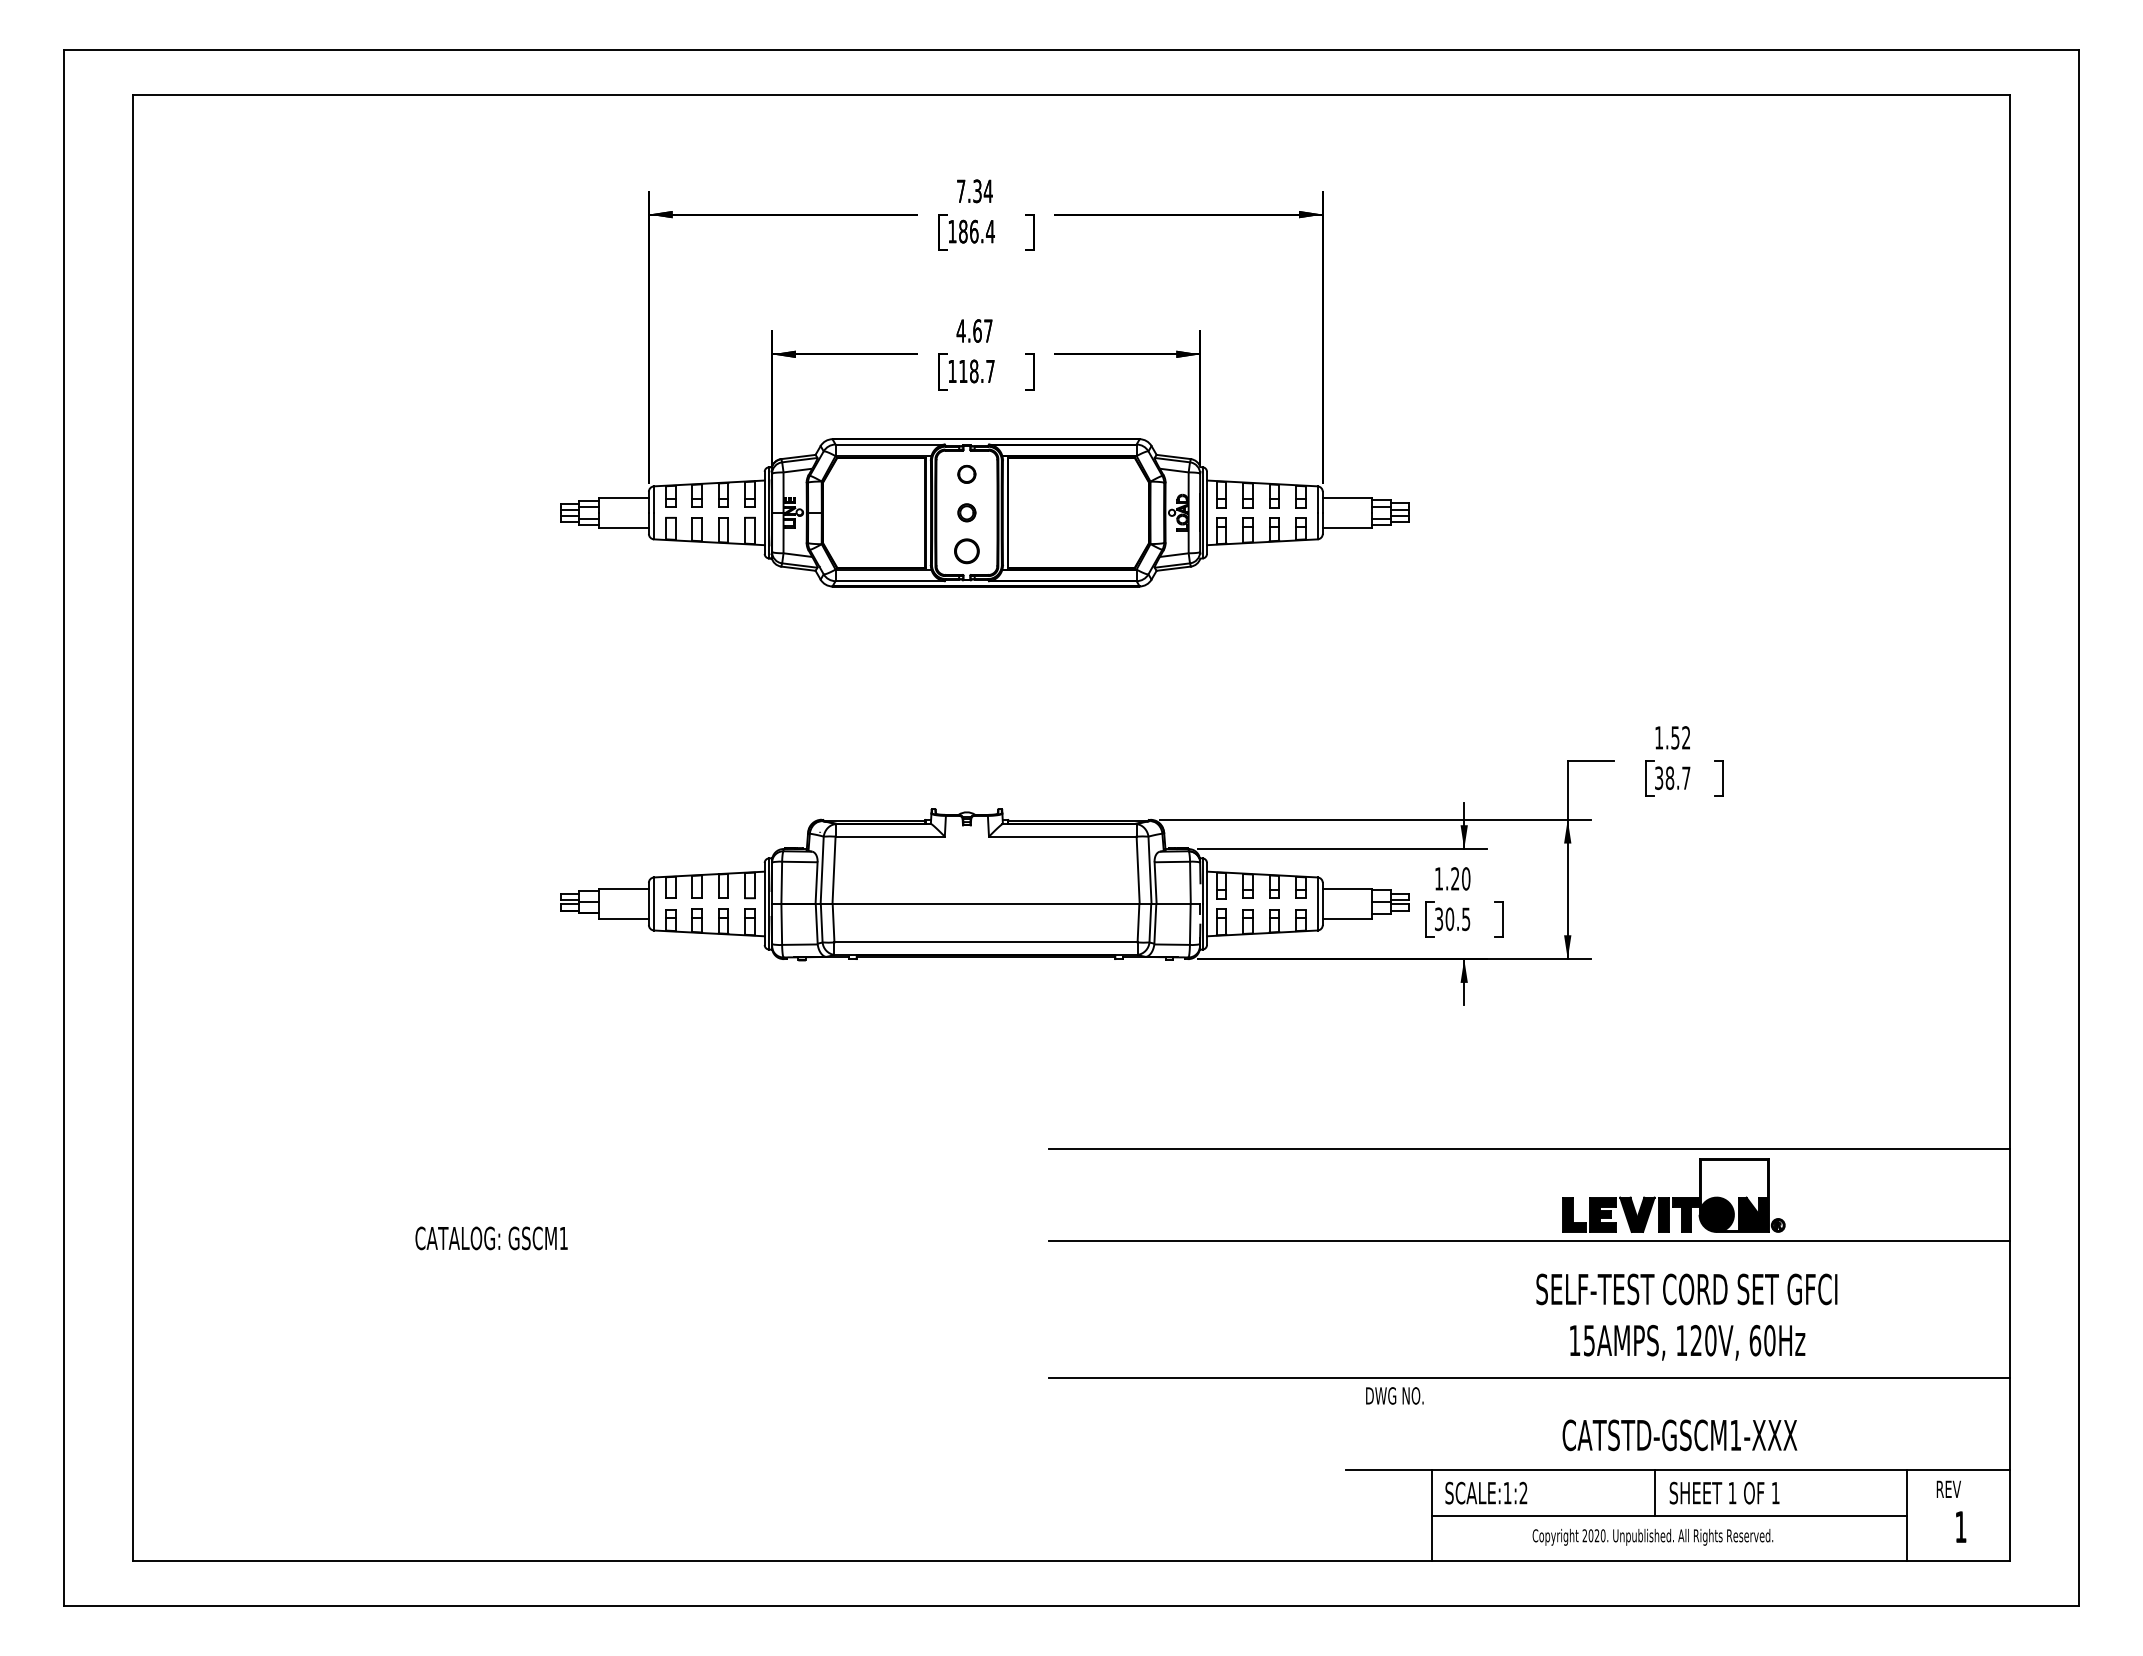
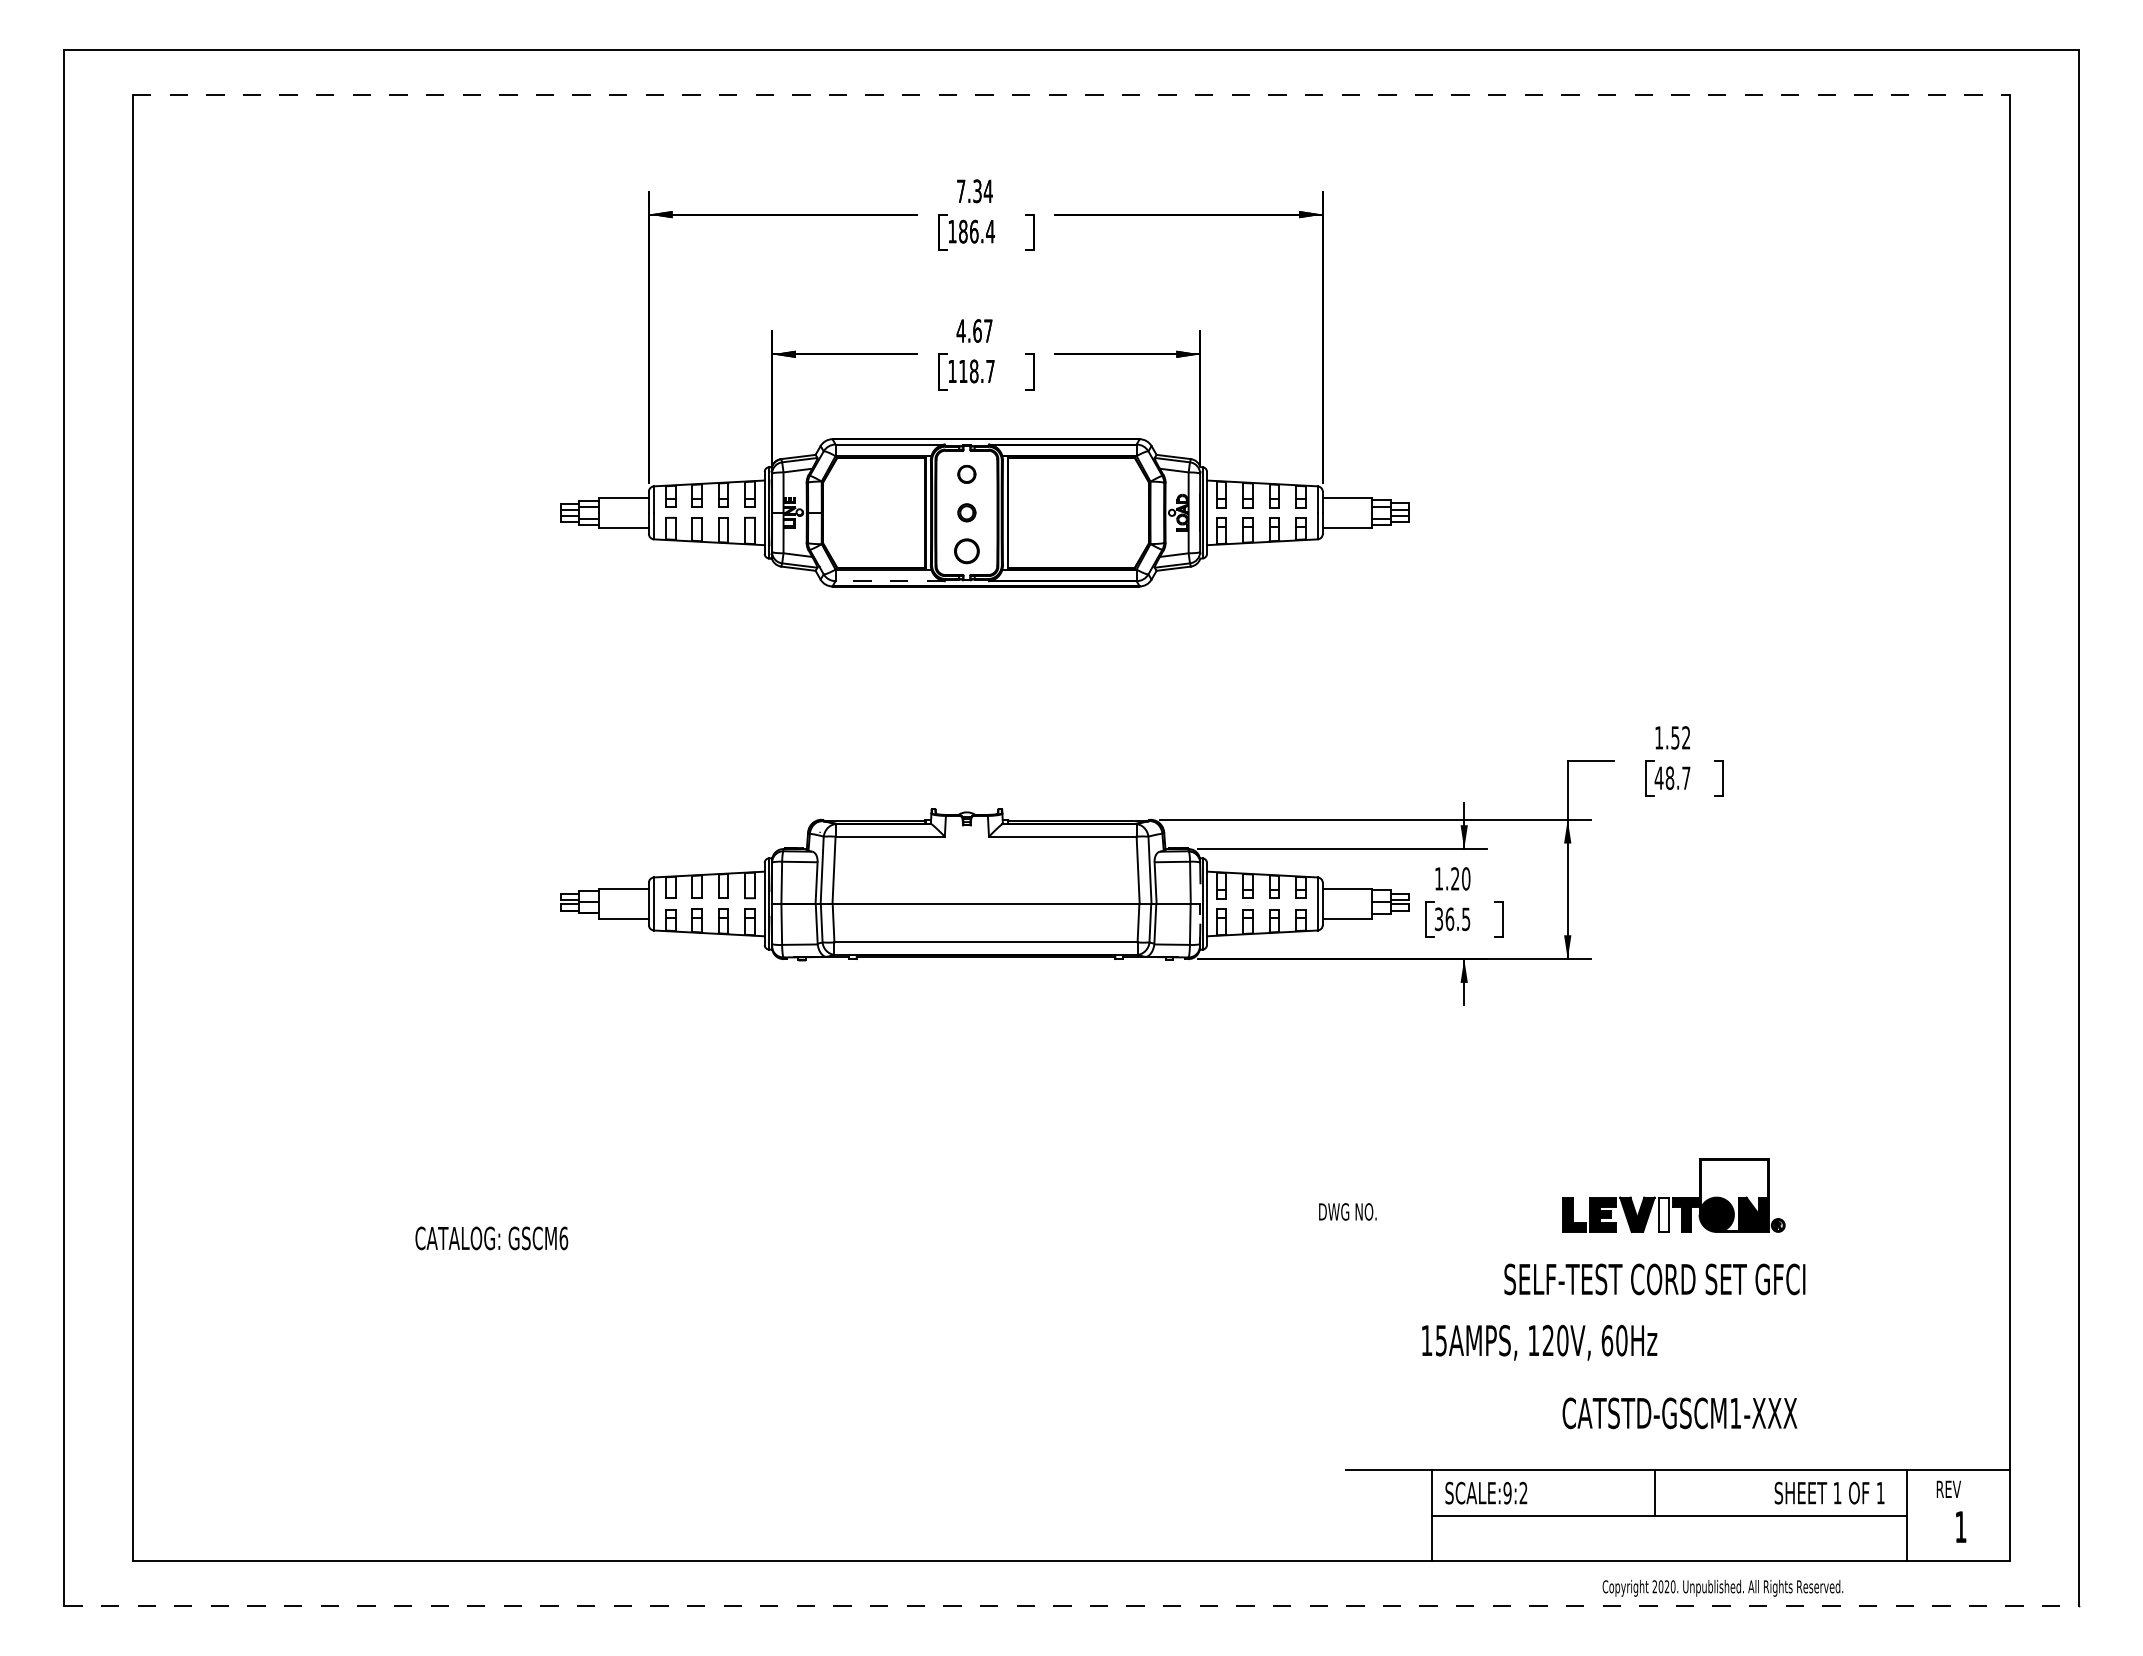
line: solid -> dashed (1071, 95)
line: solid -> dashed (890, 581)
text: 38.7 -> 48.7 (1658, 778)
text: 30.5 -> 36.5 (1449, 918)
line: present -> none (1529, 1149)
fill: present -> none (1663, 1214)
text: GSCM1 -> GSCM6 (563, 1238)
line: present -> none (1529, 1240)
text position: (1686, 1289) -> (1654, 1279) (1654, 1279)
text position: (1687, 1342) -> (1539, 1342) (1539, 1342)
line: present -> none (1529, 1378)
text position: (1394, 1395) -> (1347, 1211) (1347, 1211)
text position: (1679, 1435) -> (1679, 1413) (1679, 1413)
text: SCALE:1:2 -> SCALE:9:2 (1507, 1492)
text position: (1724, 1492) -> (1829, 1492) (1829, 1492)
text position: (1652, 1537) -> (1722, 1588) (1722, 1588)
line: solid -> dashed (1071, 1606)
